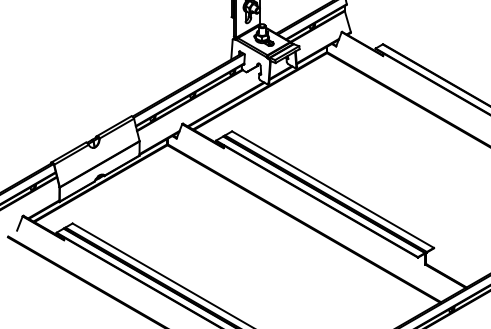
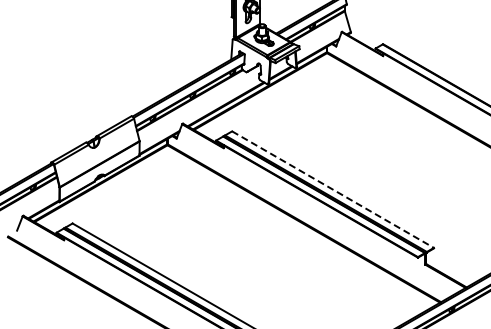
line: solid -> dashed (333, 189)
